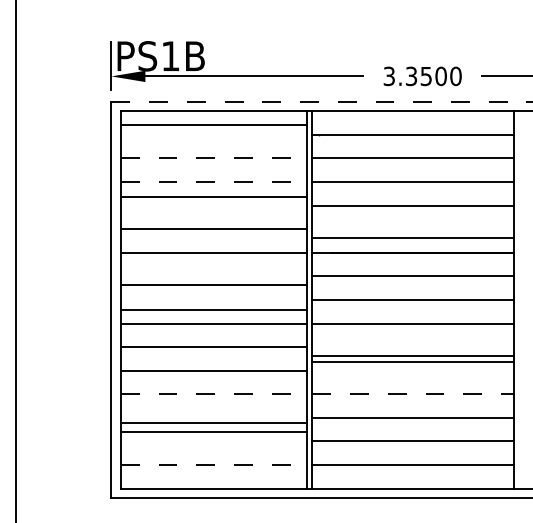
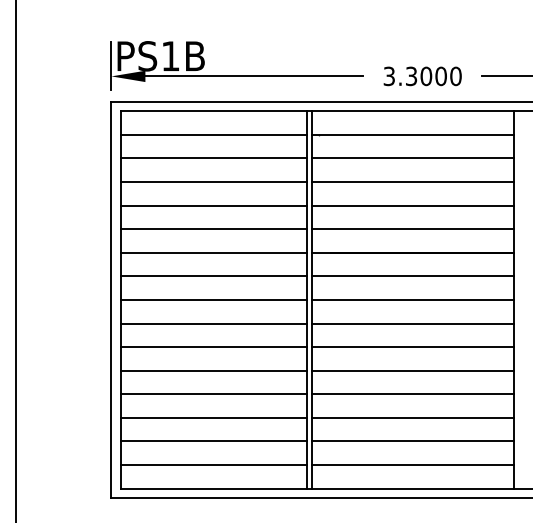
text: 3.3500 -> 3.3000 (426, 76)
line: dashed -> solid (322, 101)
line position: (213, 124) -> (213, 134) (213, 134)
line: dashed -> solid (213, 158)
line: dashed -> solid (213, 182)
line position: (213, 196) -> (213, 205) (213, 205)
line position: (413, 238) -> (413, 229) (413, 229)
line position: (213, 285) -> (213, 276) (213, 276)
line position: (213, 309) -> (213, 299) (213, 299)
line position: (413, 356) -> (413, 347) (413, 347)
line position: (413, 361) -> (413, 370) (413, 370)
line: dashed -> solid (213, 394)
line: dashed -> solid (413, 394)
line position: (213, 422) -> (213, 417) (213, 417)
line position: (213, 432) -> (213, 441) (213, 441)
line: dashed -> solid (213, 465)
